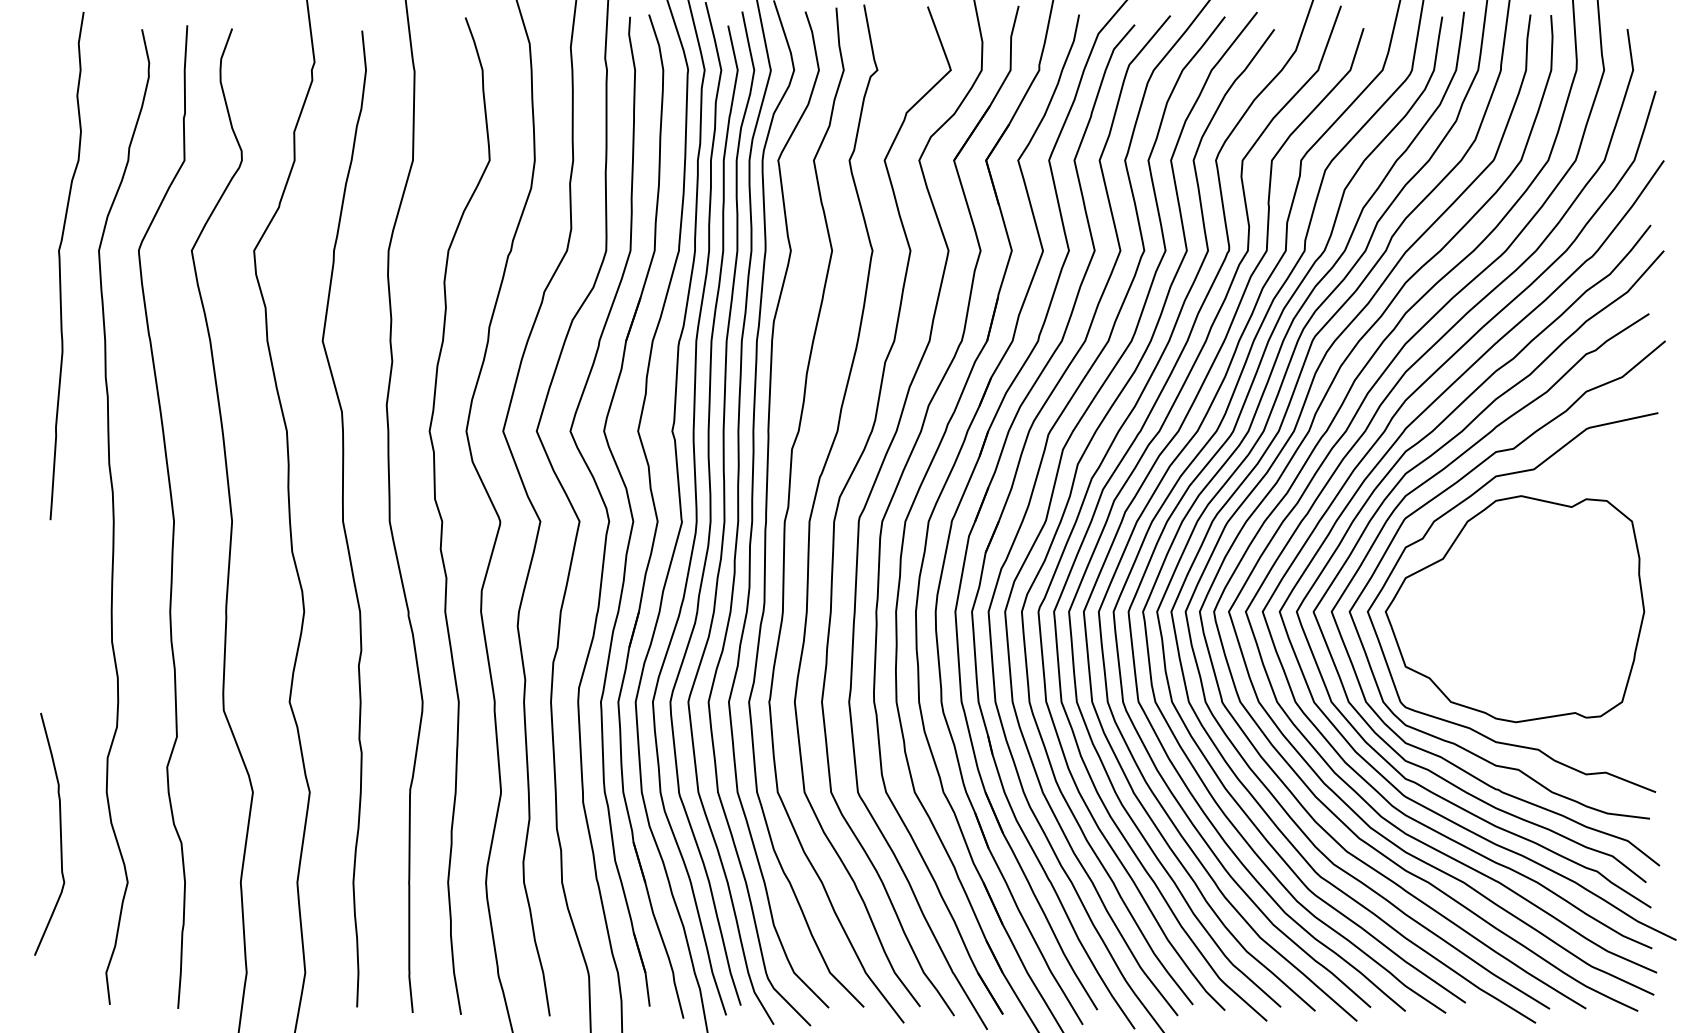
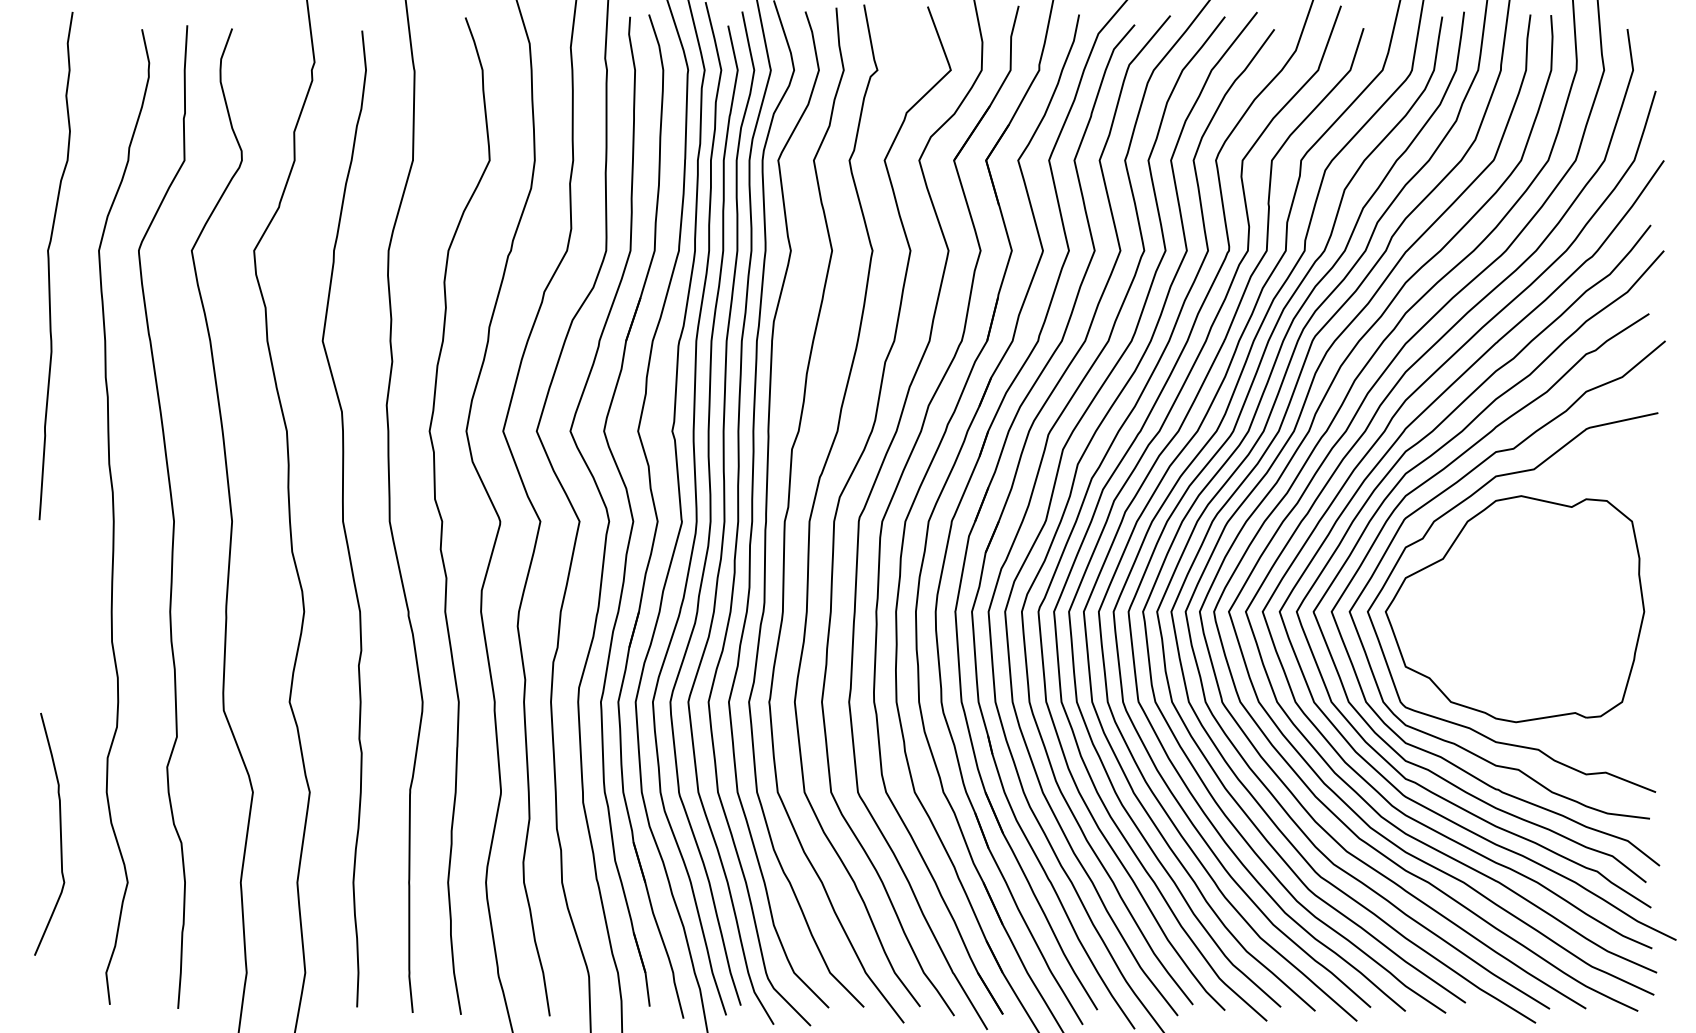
curve position: (60, 265) -> (49, 265) (49, 265)
